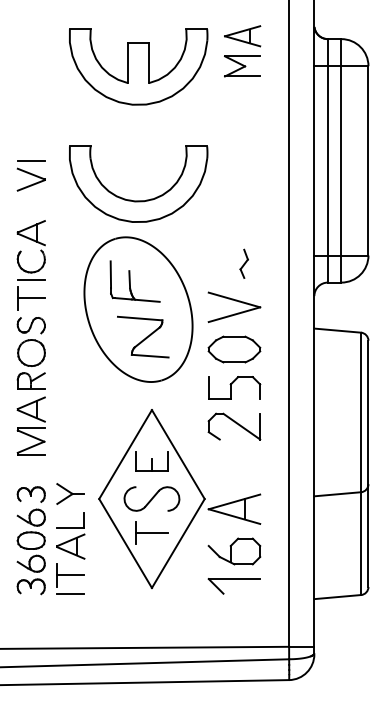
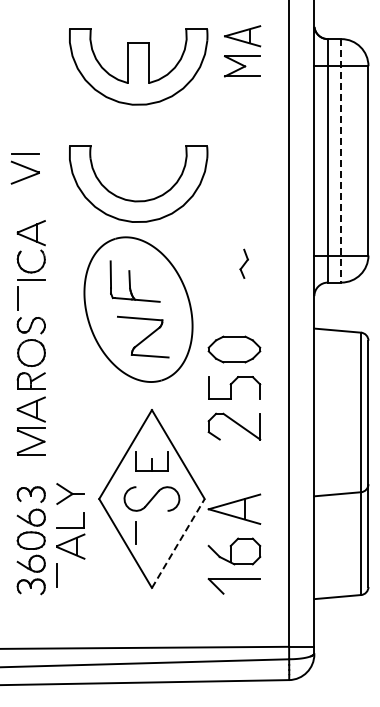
line: solid -> dashed (341, 160)
part position: (30, 175) -> (24, 168) (24, 168)
line: present -> none (30, 298)
part: present -> none (234, 306)
line: present -> none (151, 532)
line: solid -> dashed (178, 543)
line: present -> none (70, 575)
line: present -> none (70, 593)
